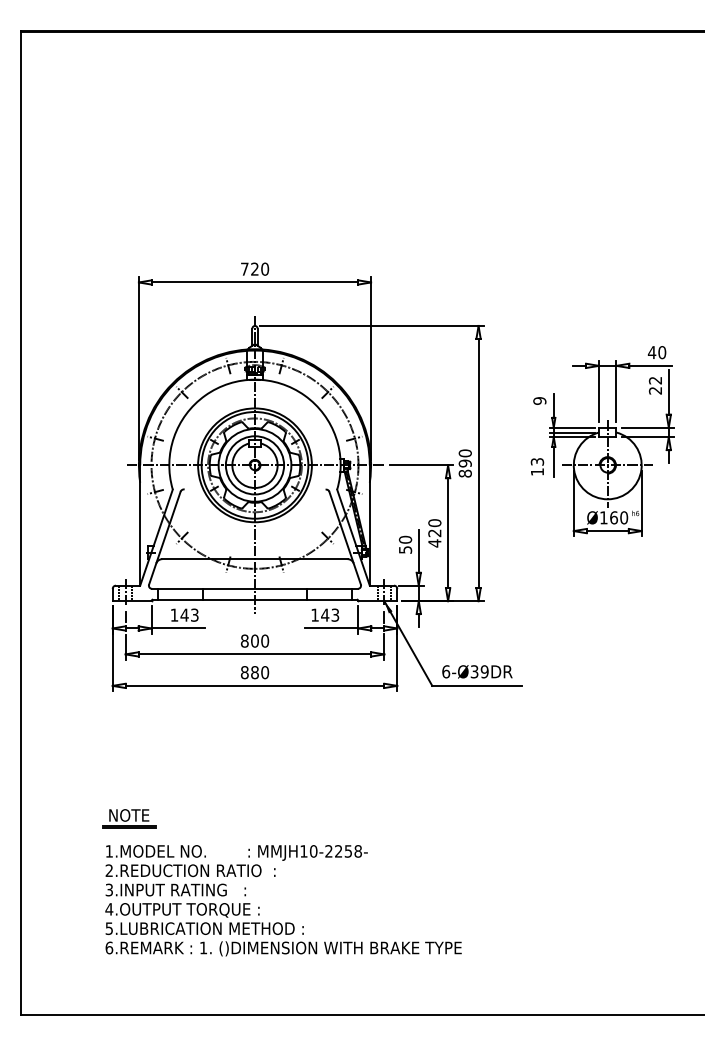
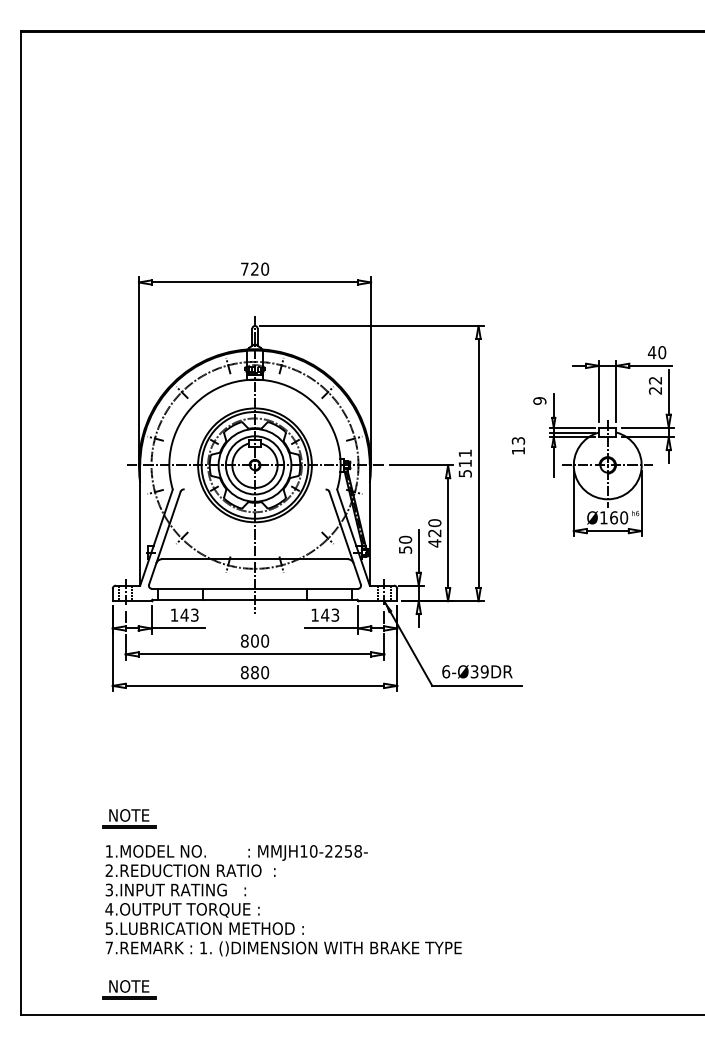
text: 890 -> 511 (464, 463)
text position: (537, 466) -> (518, 445) (518, 445)
text: 6.REMARK -> 7.REMARK (109, 947)
part: none -> present (129, 989)
